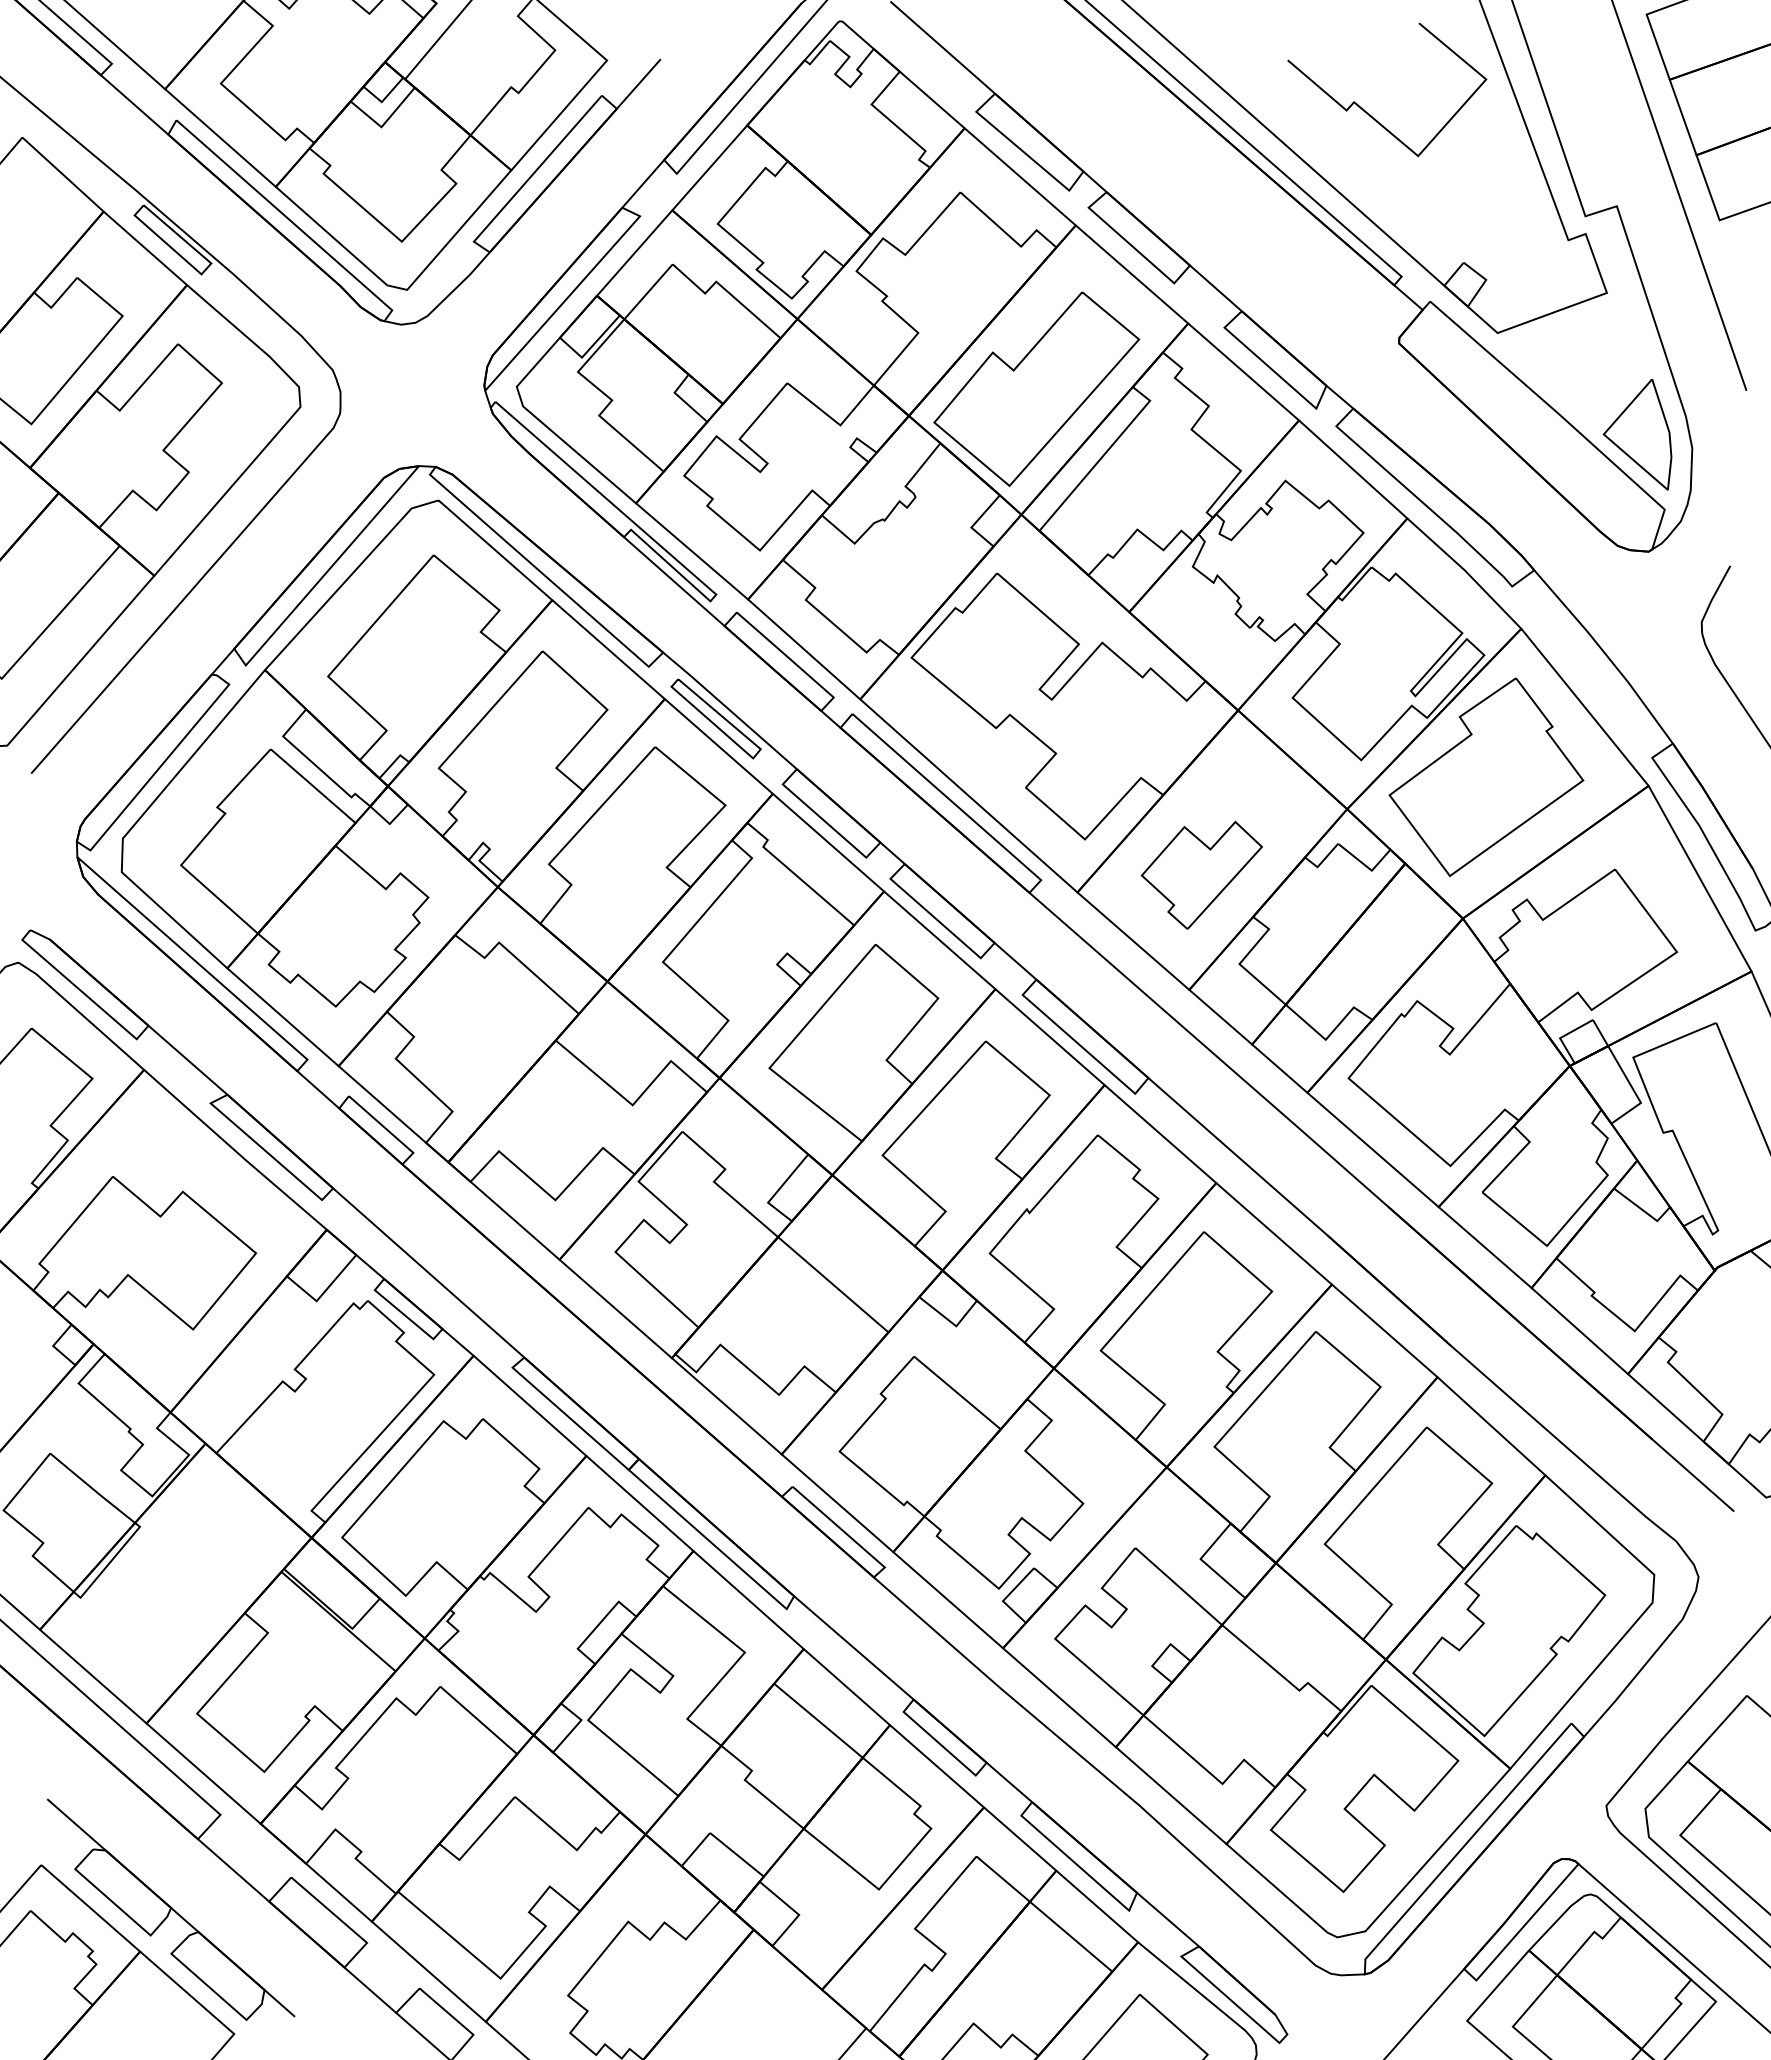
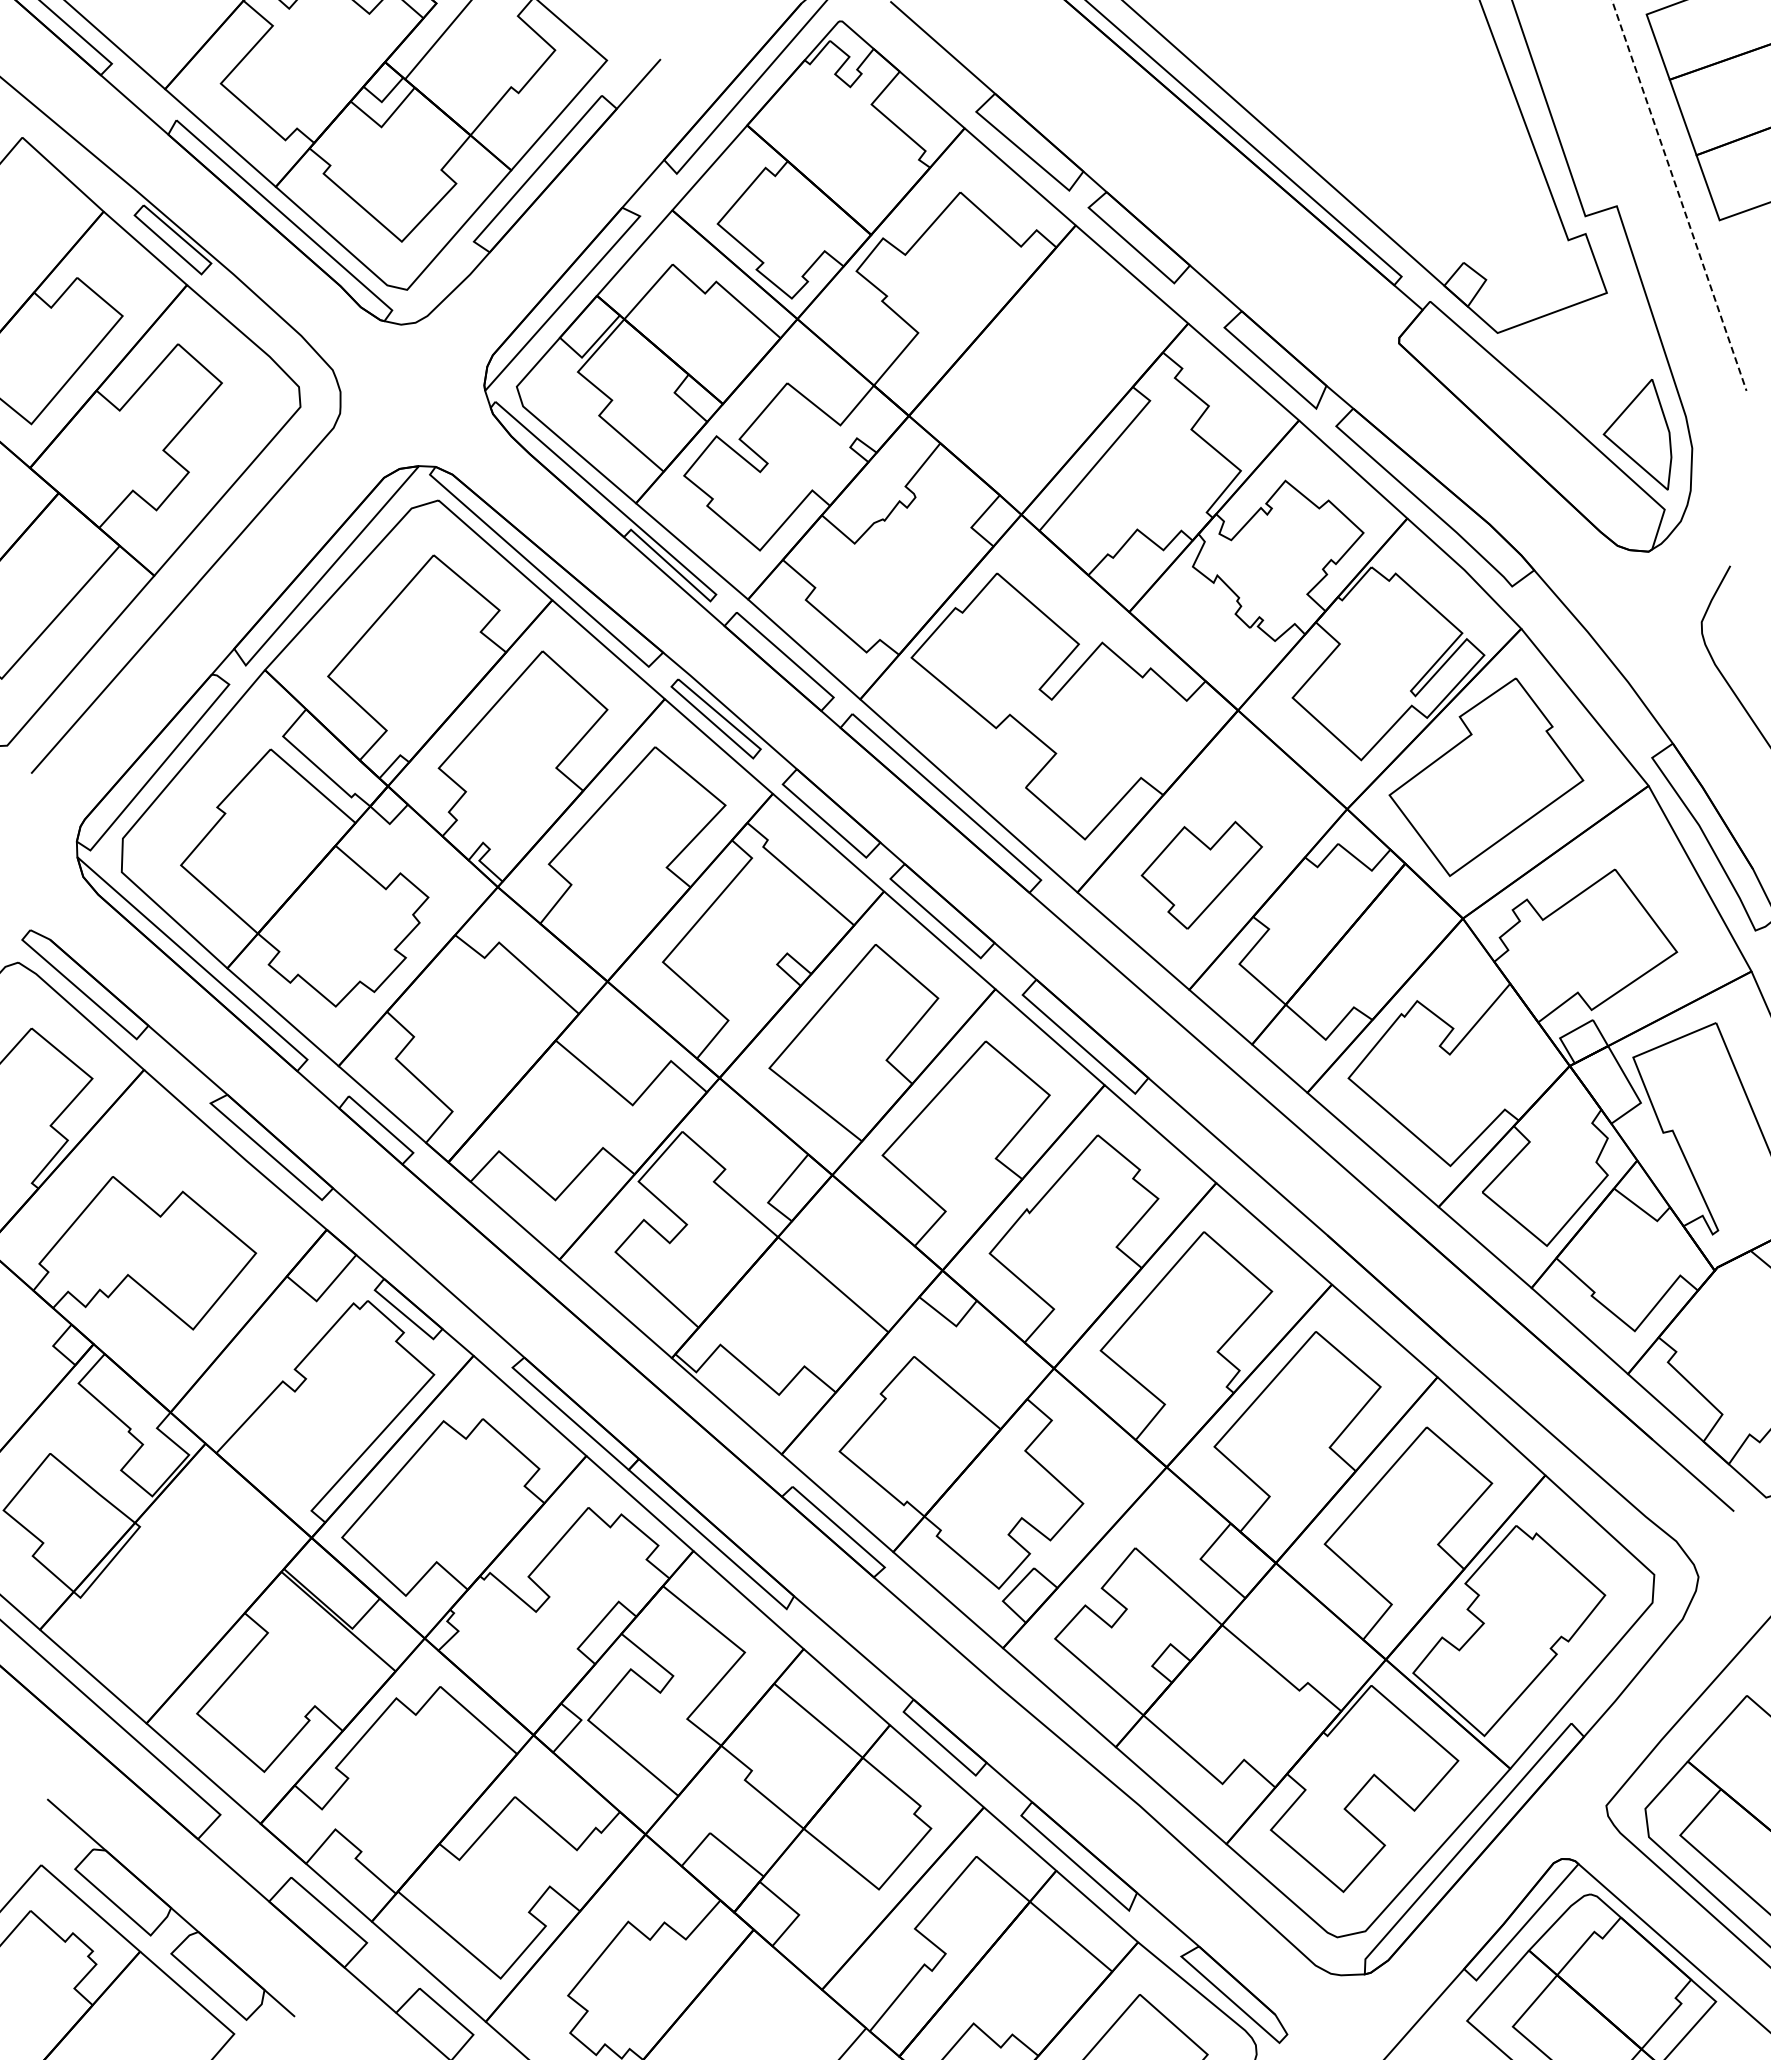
curve: present -> none (1369, 113)
line: solid -> dashed (1679, 196)
part: present -> none (1036, 388)
